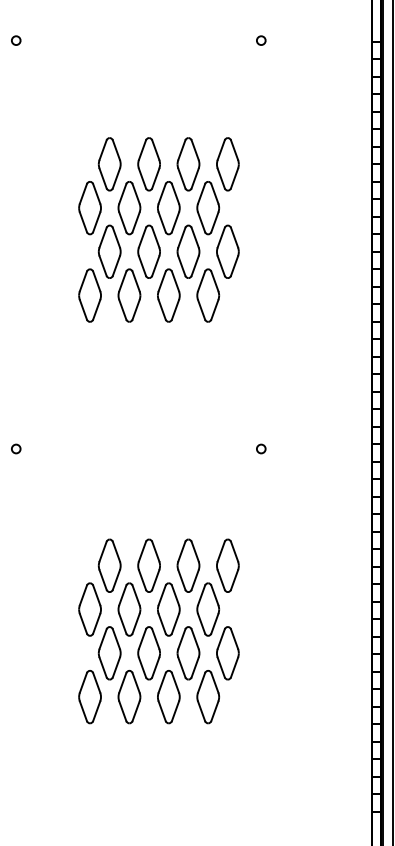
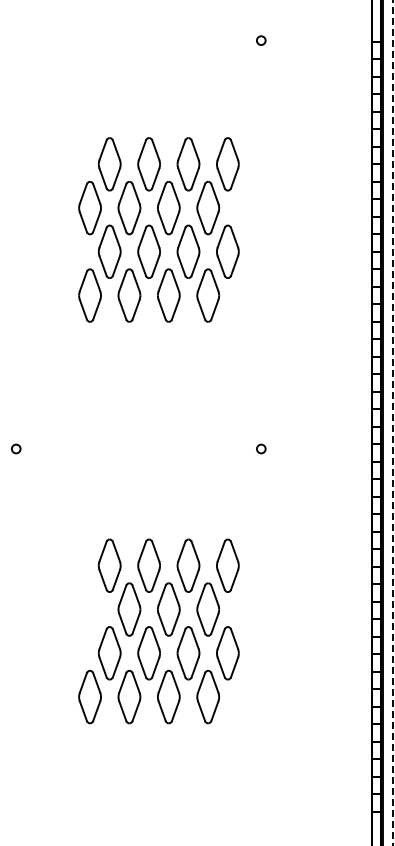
circle: present -> none (16, 40)
line: solid -> dashed (392, 423)
part: present -> none (89, 609)
